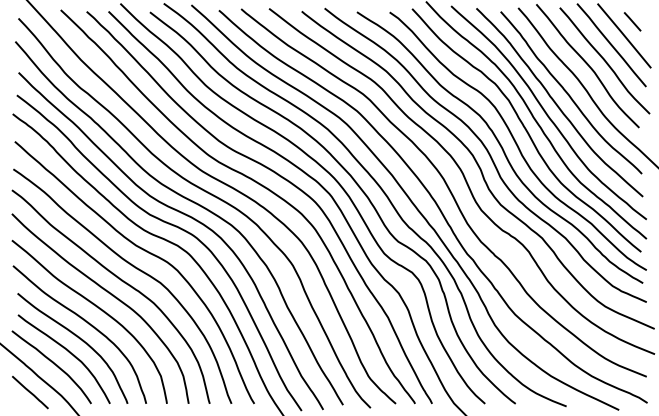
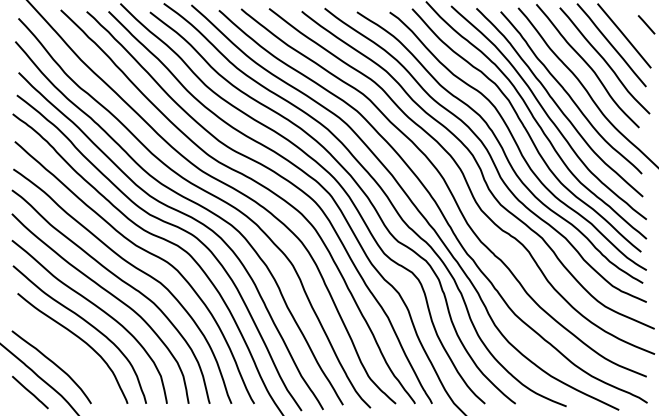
line position: (632, 21) -> (646, 24) (646, 24)
curve: present -> none (68, 352)
